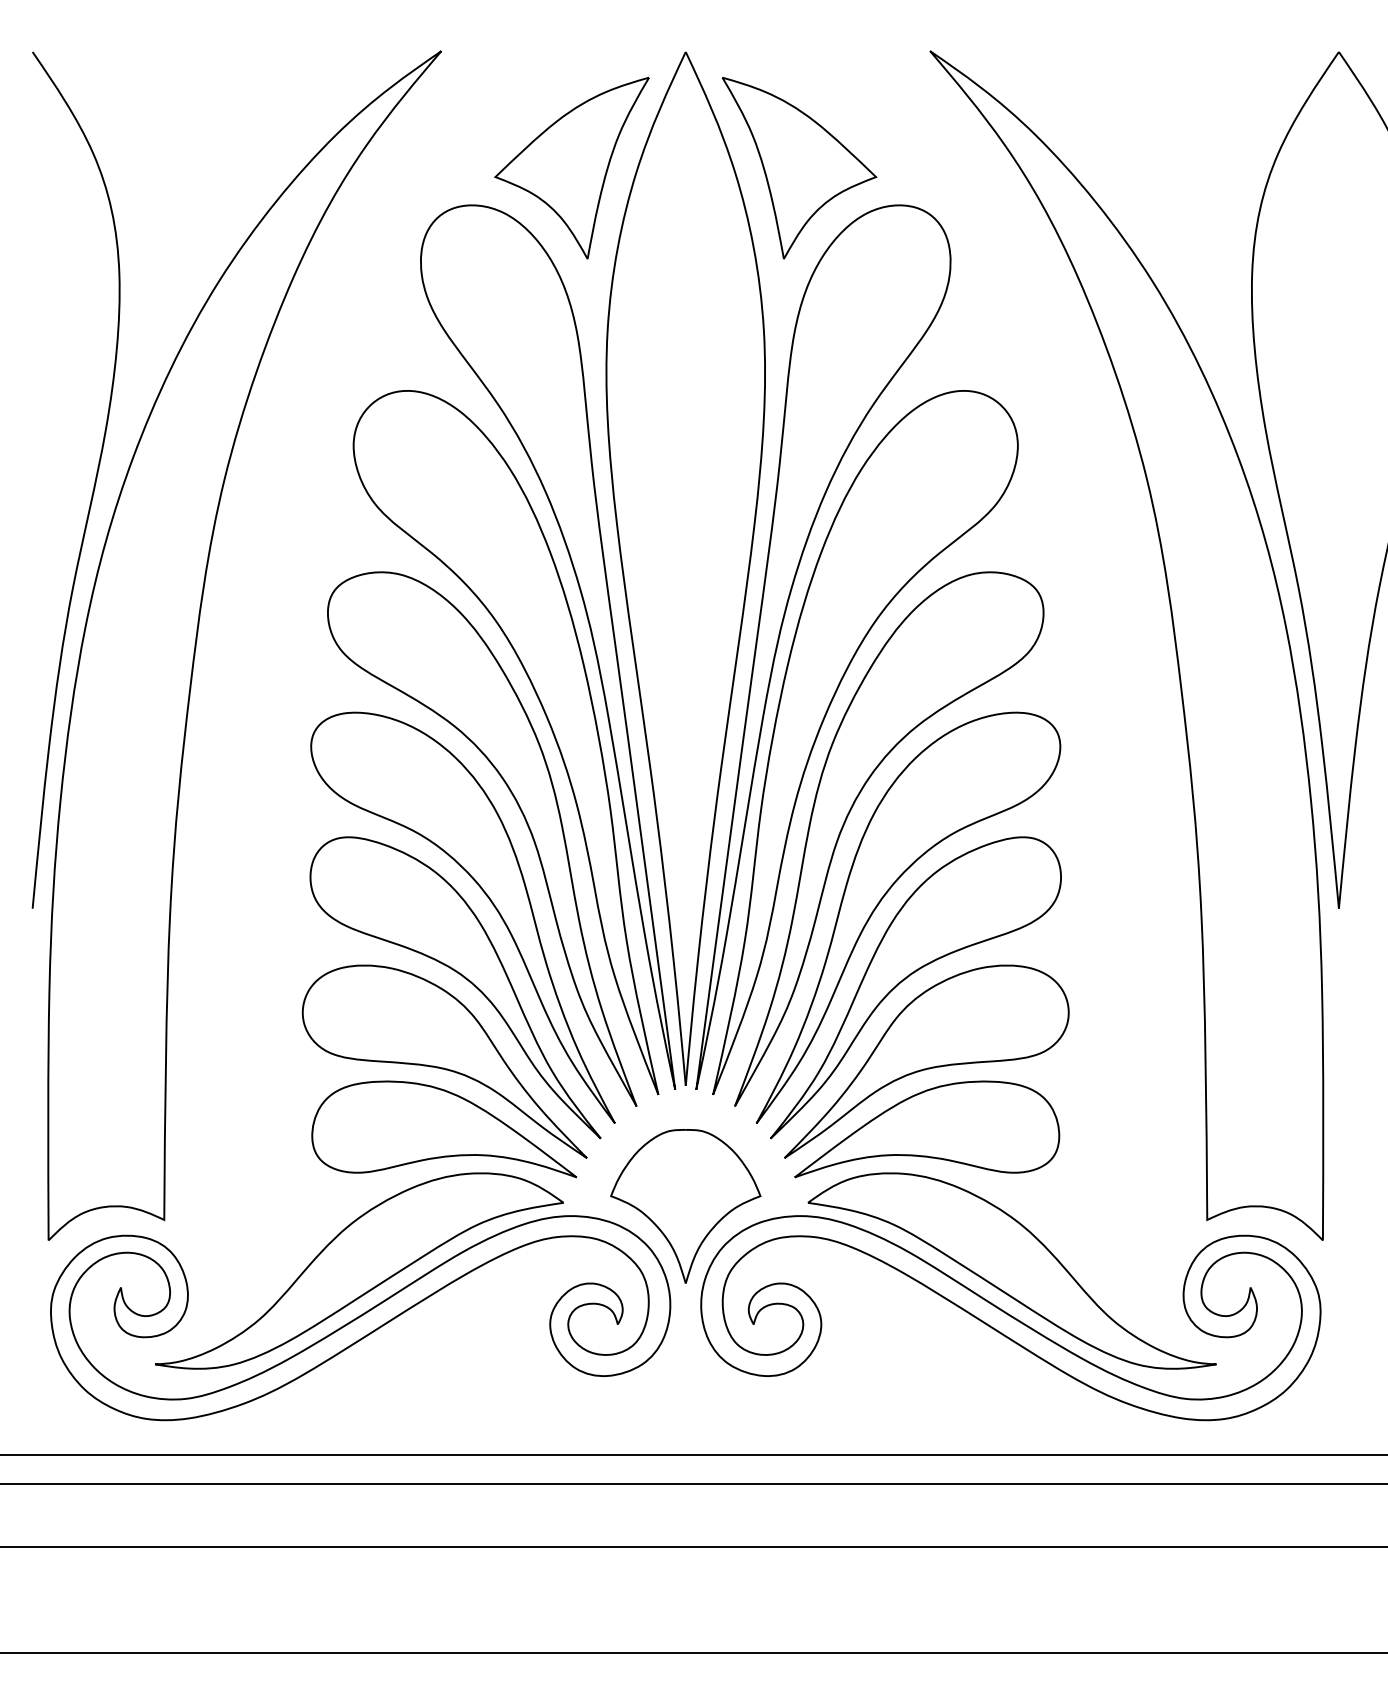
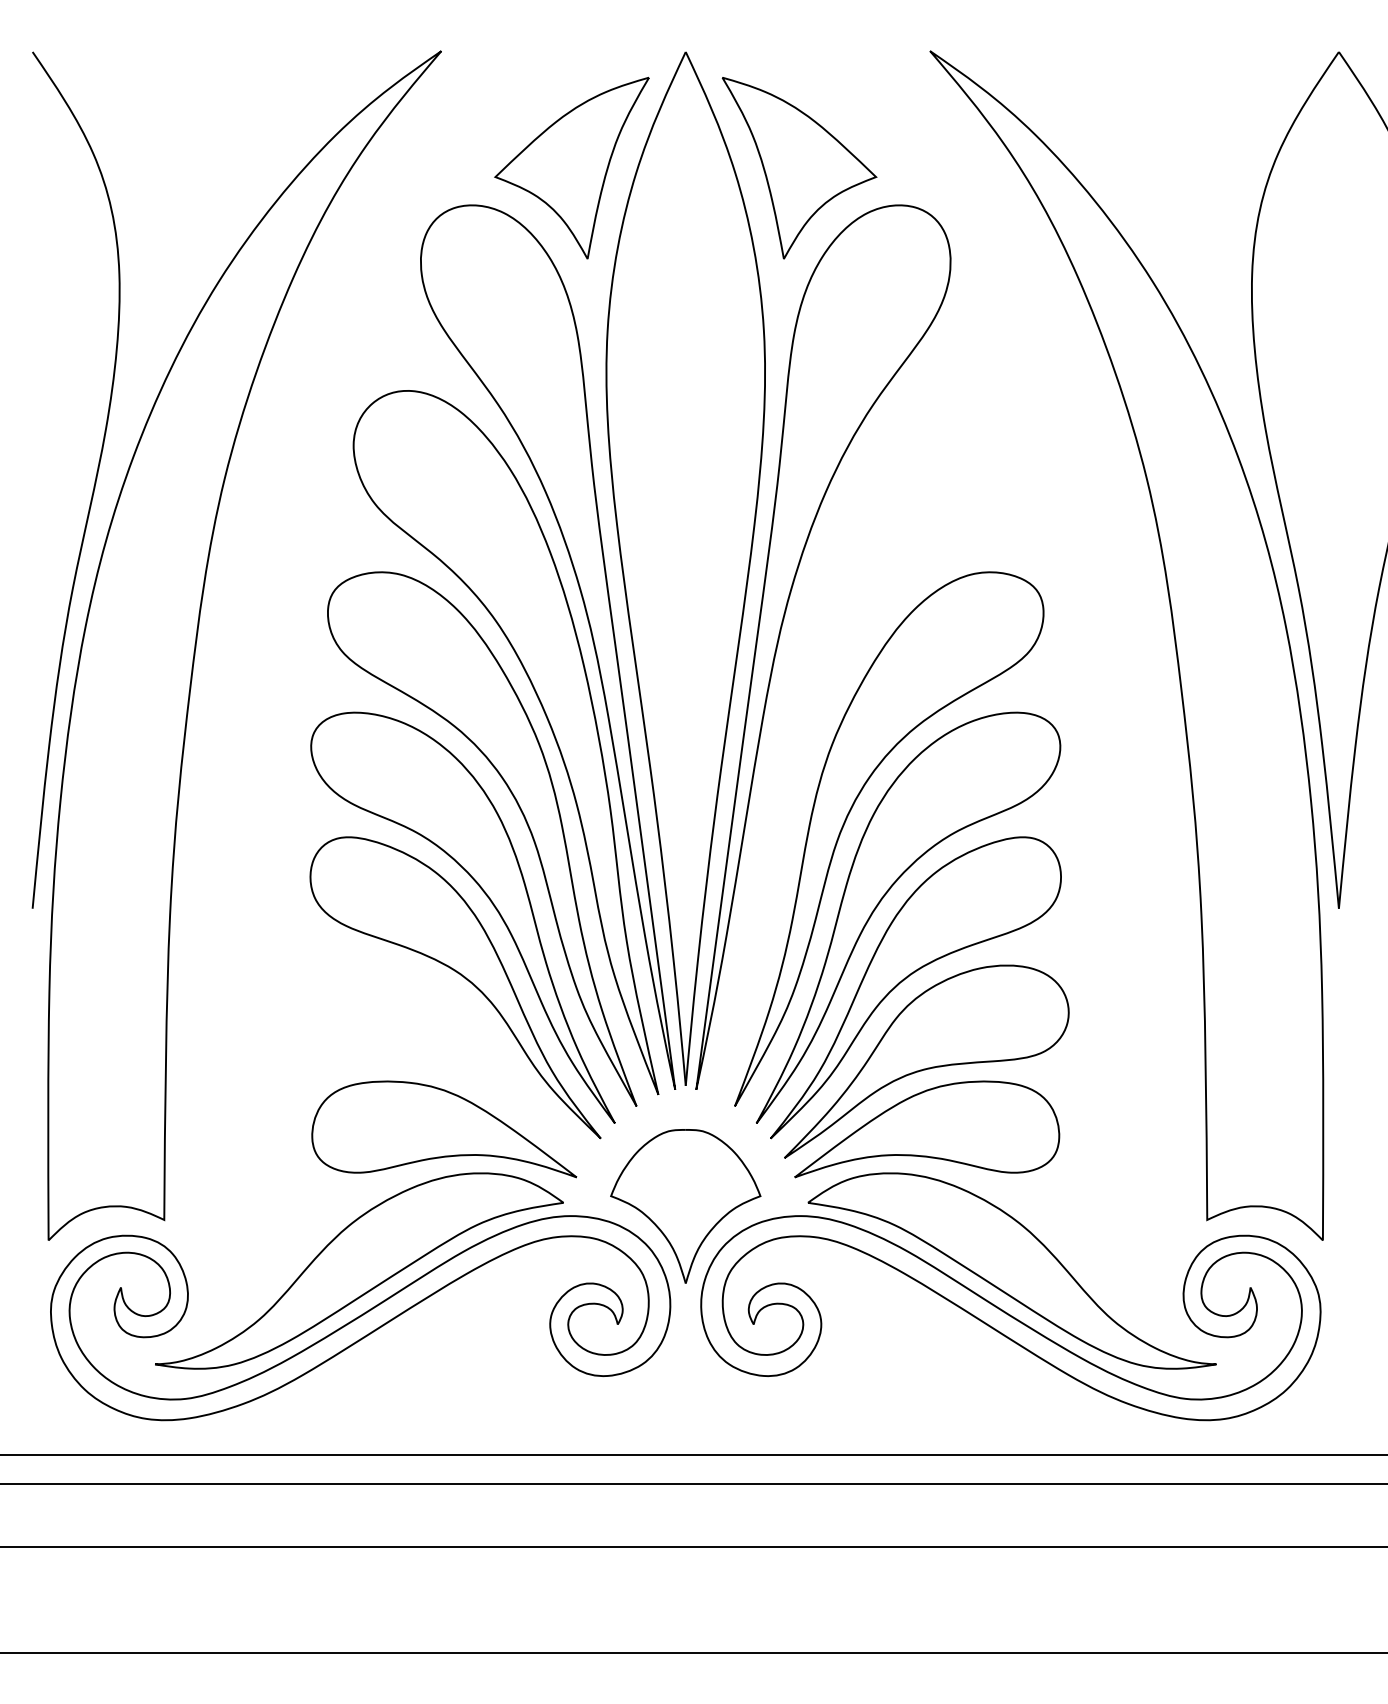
part: present -> none (822, 725)
part: present -> none (444, 1061)
